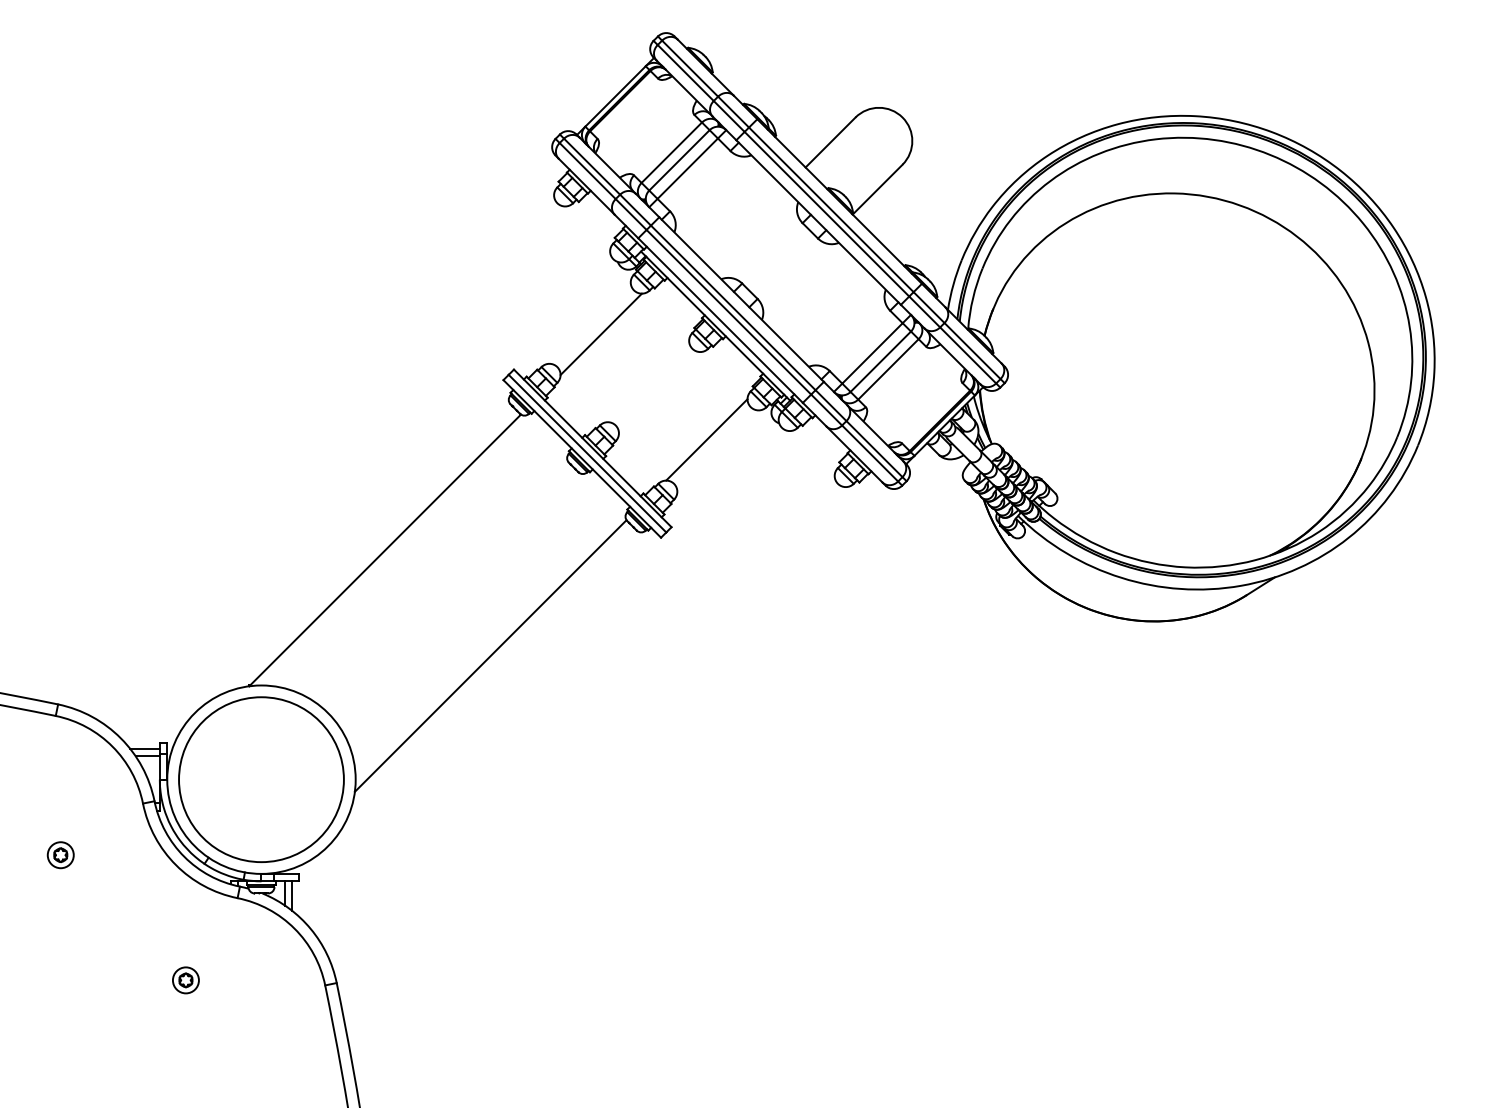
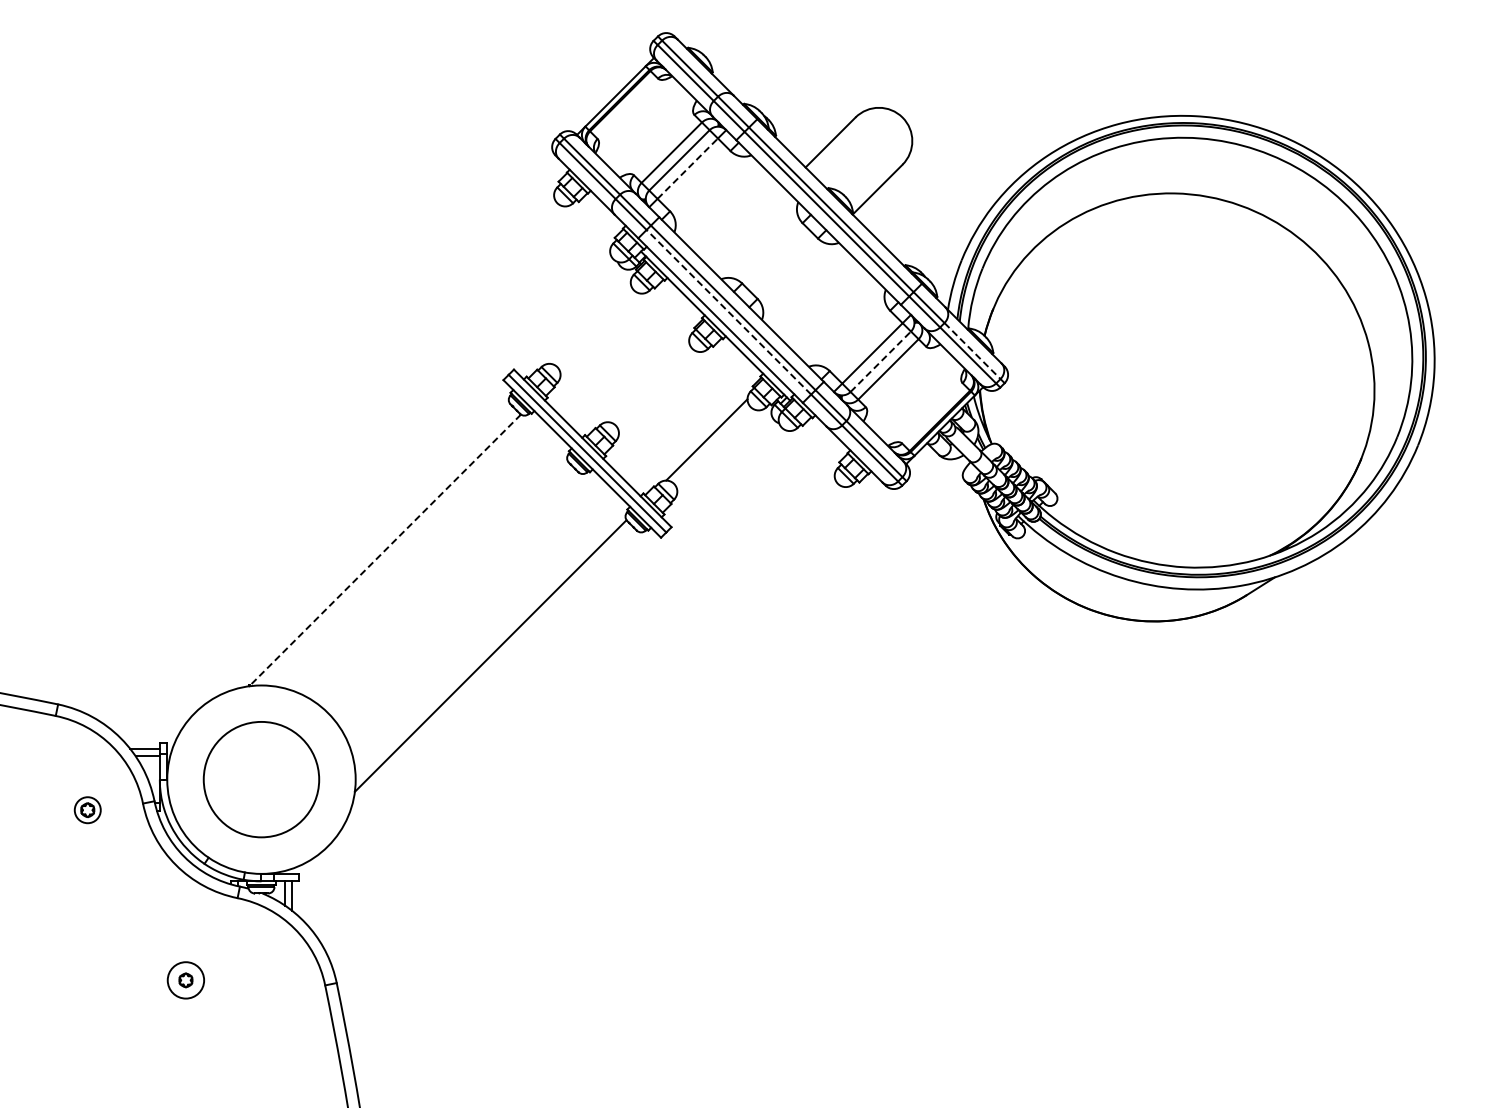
line: solid -> dashed (687, 168)
line: solid -> dashed (728, 311)
line: present -> none (600, 334)
line: solid -> dashed (972, 351)
line: solid -> dashed (880, 361)
line: solid -> dashed (384, 550)
circle size: 167x167 px -> 119x118 px (261, 779)
part position: (60, 855) -> (87, 810) (87, 810)
circle diameter: 26 px -> 36 px (185, 980)
